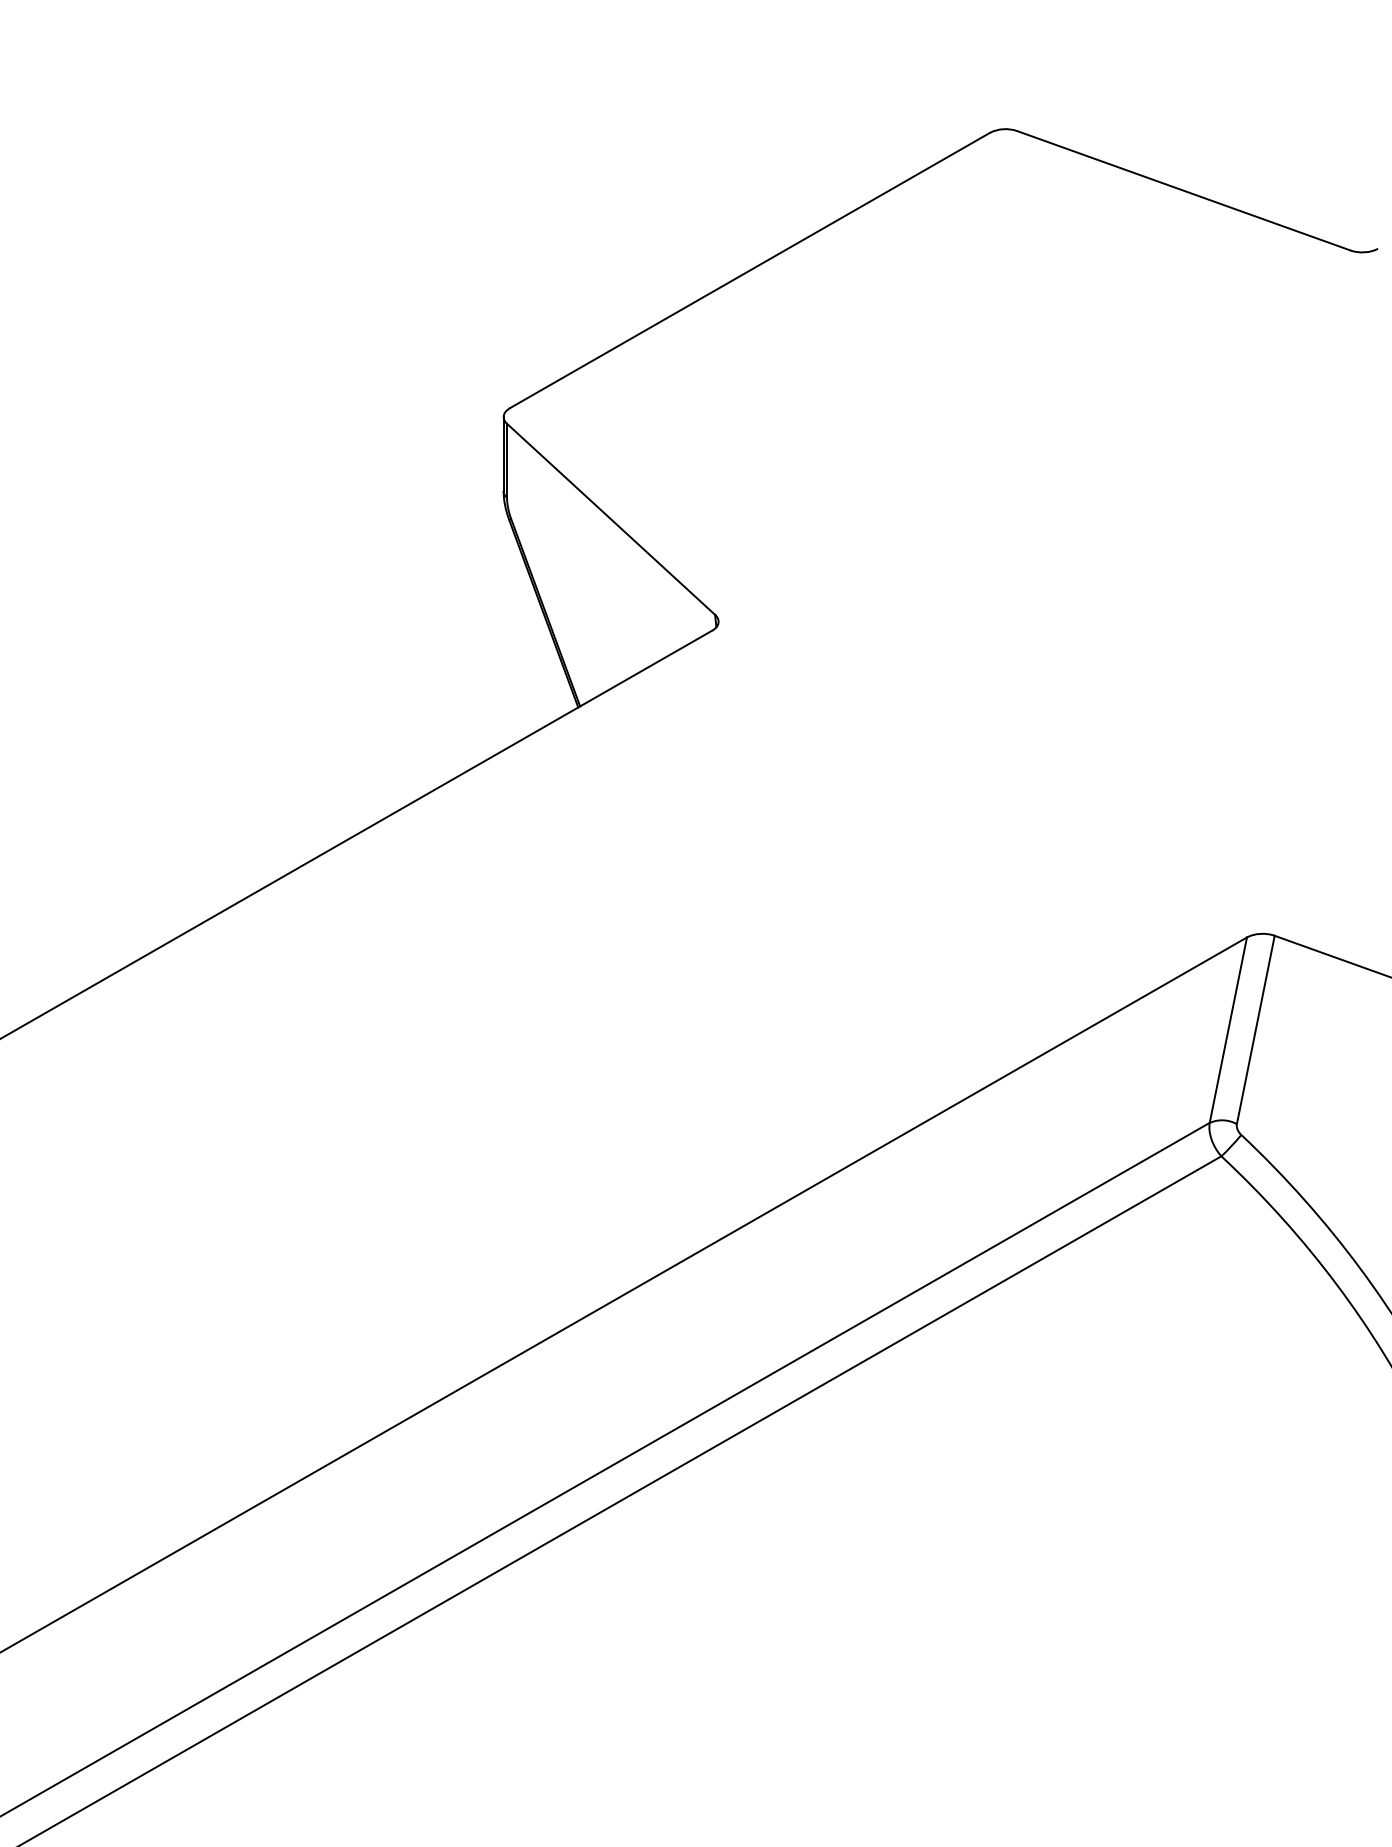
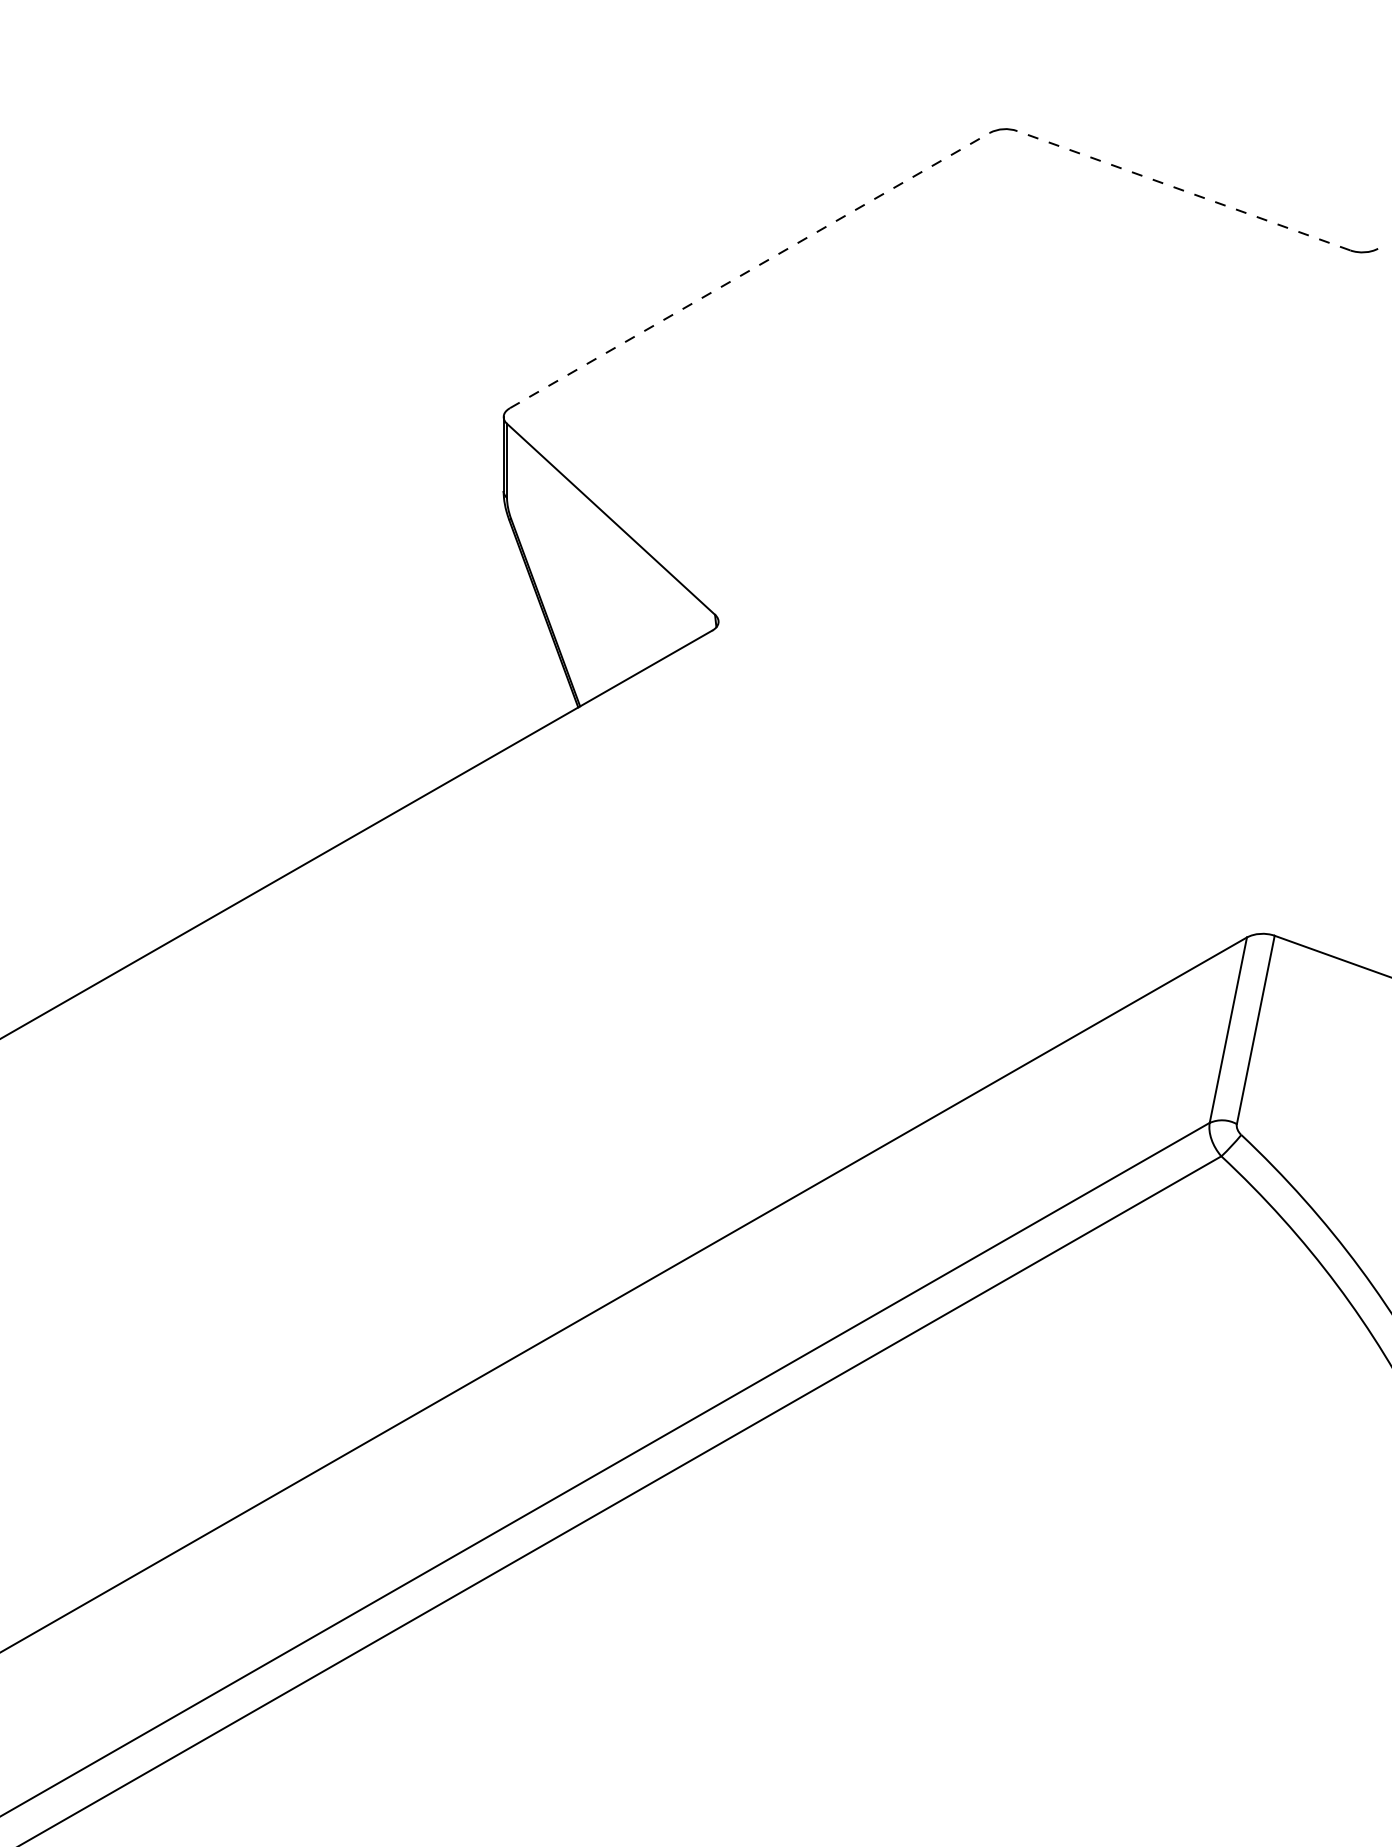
line: solid -> dashed (1183, 190)
line: solid -> dashed (750, 270)
